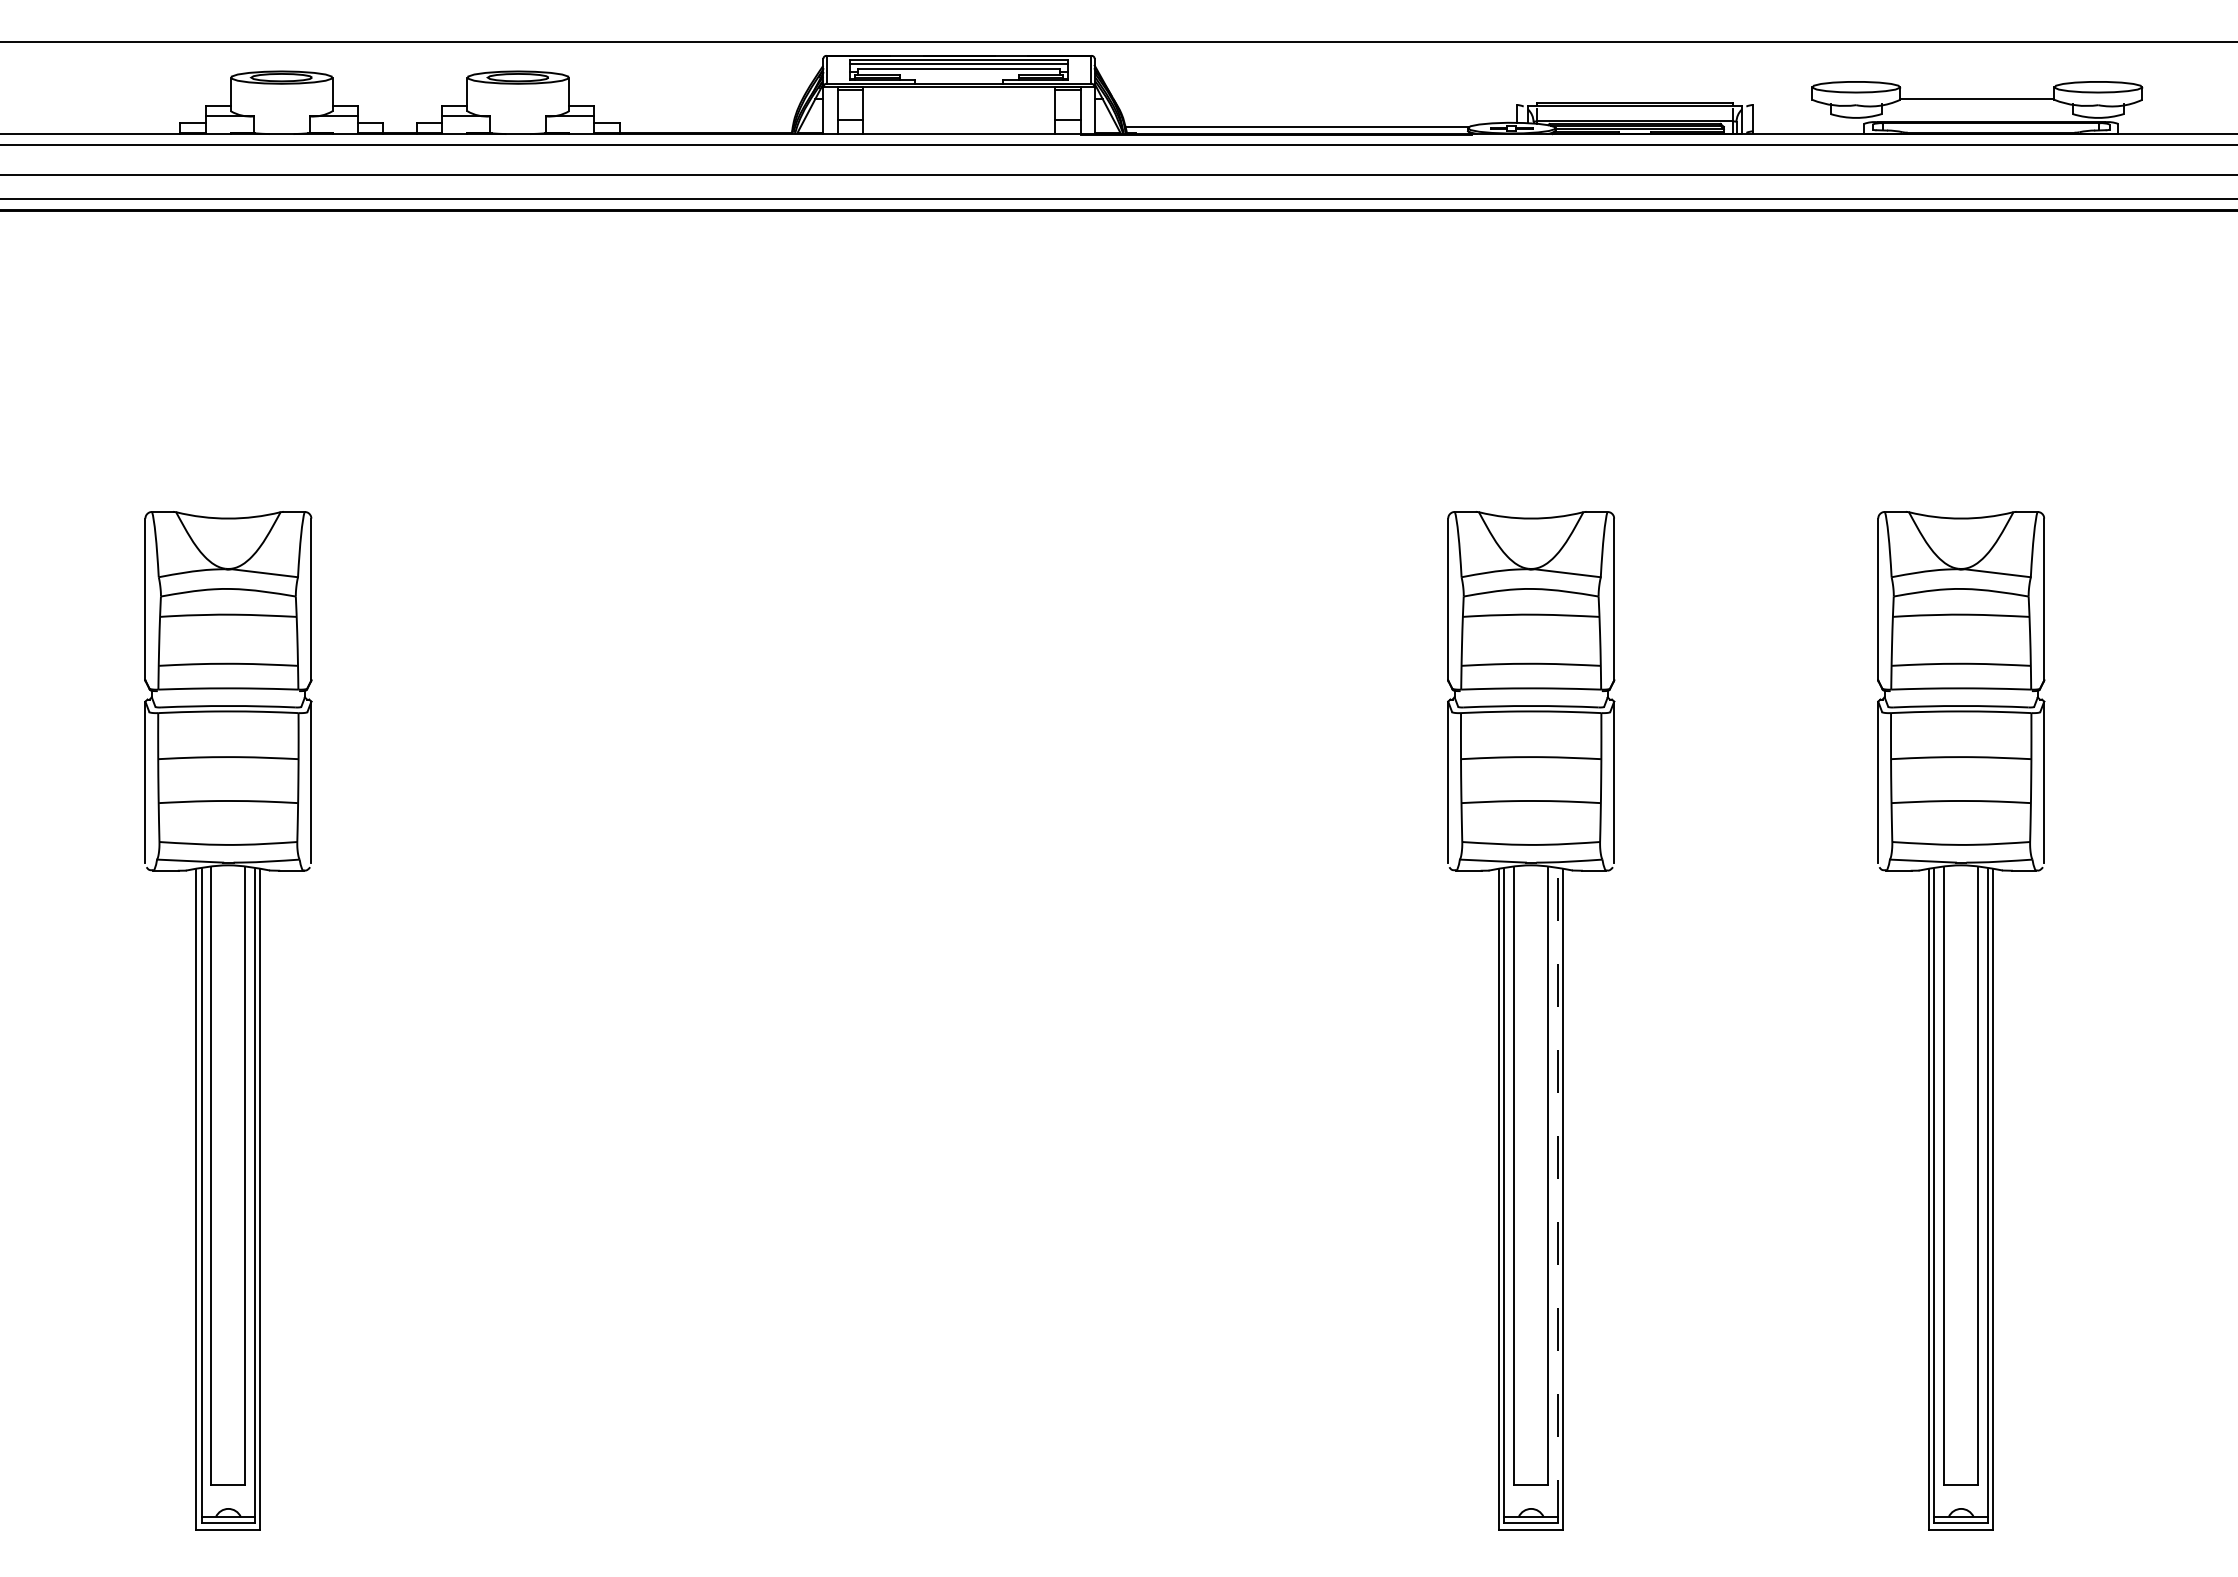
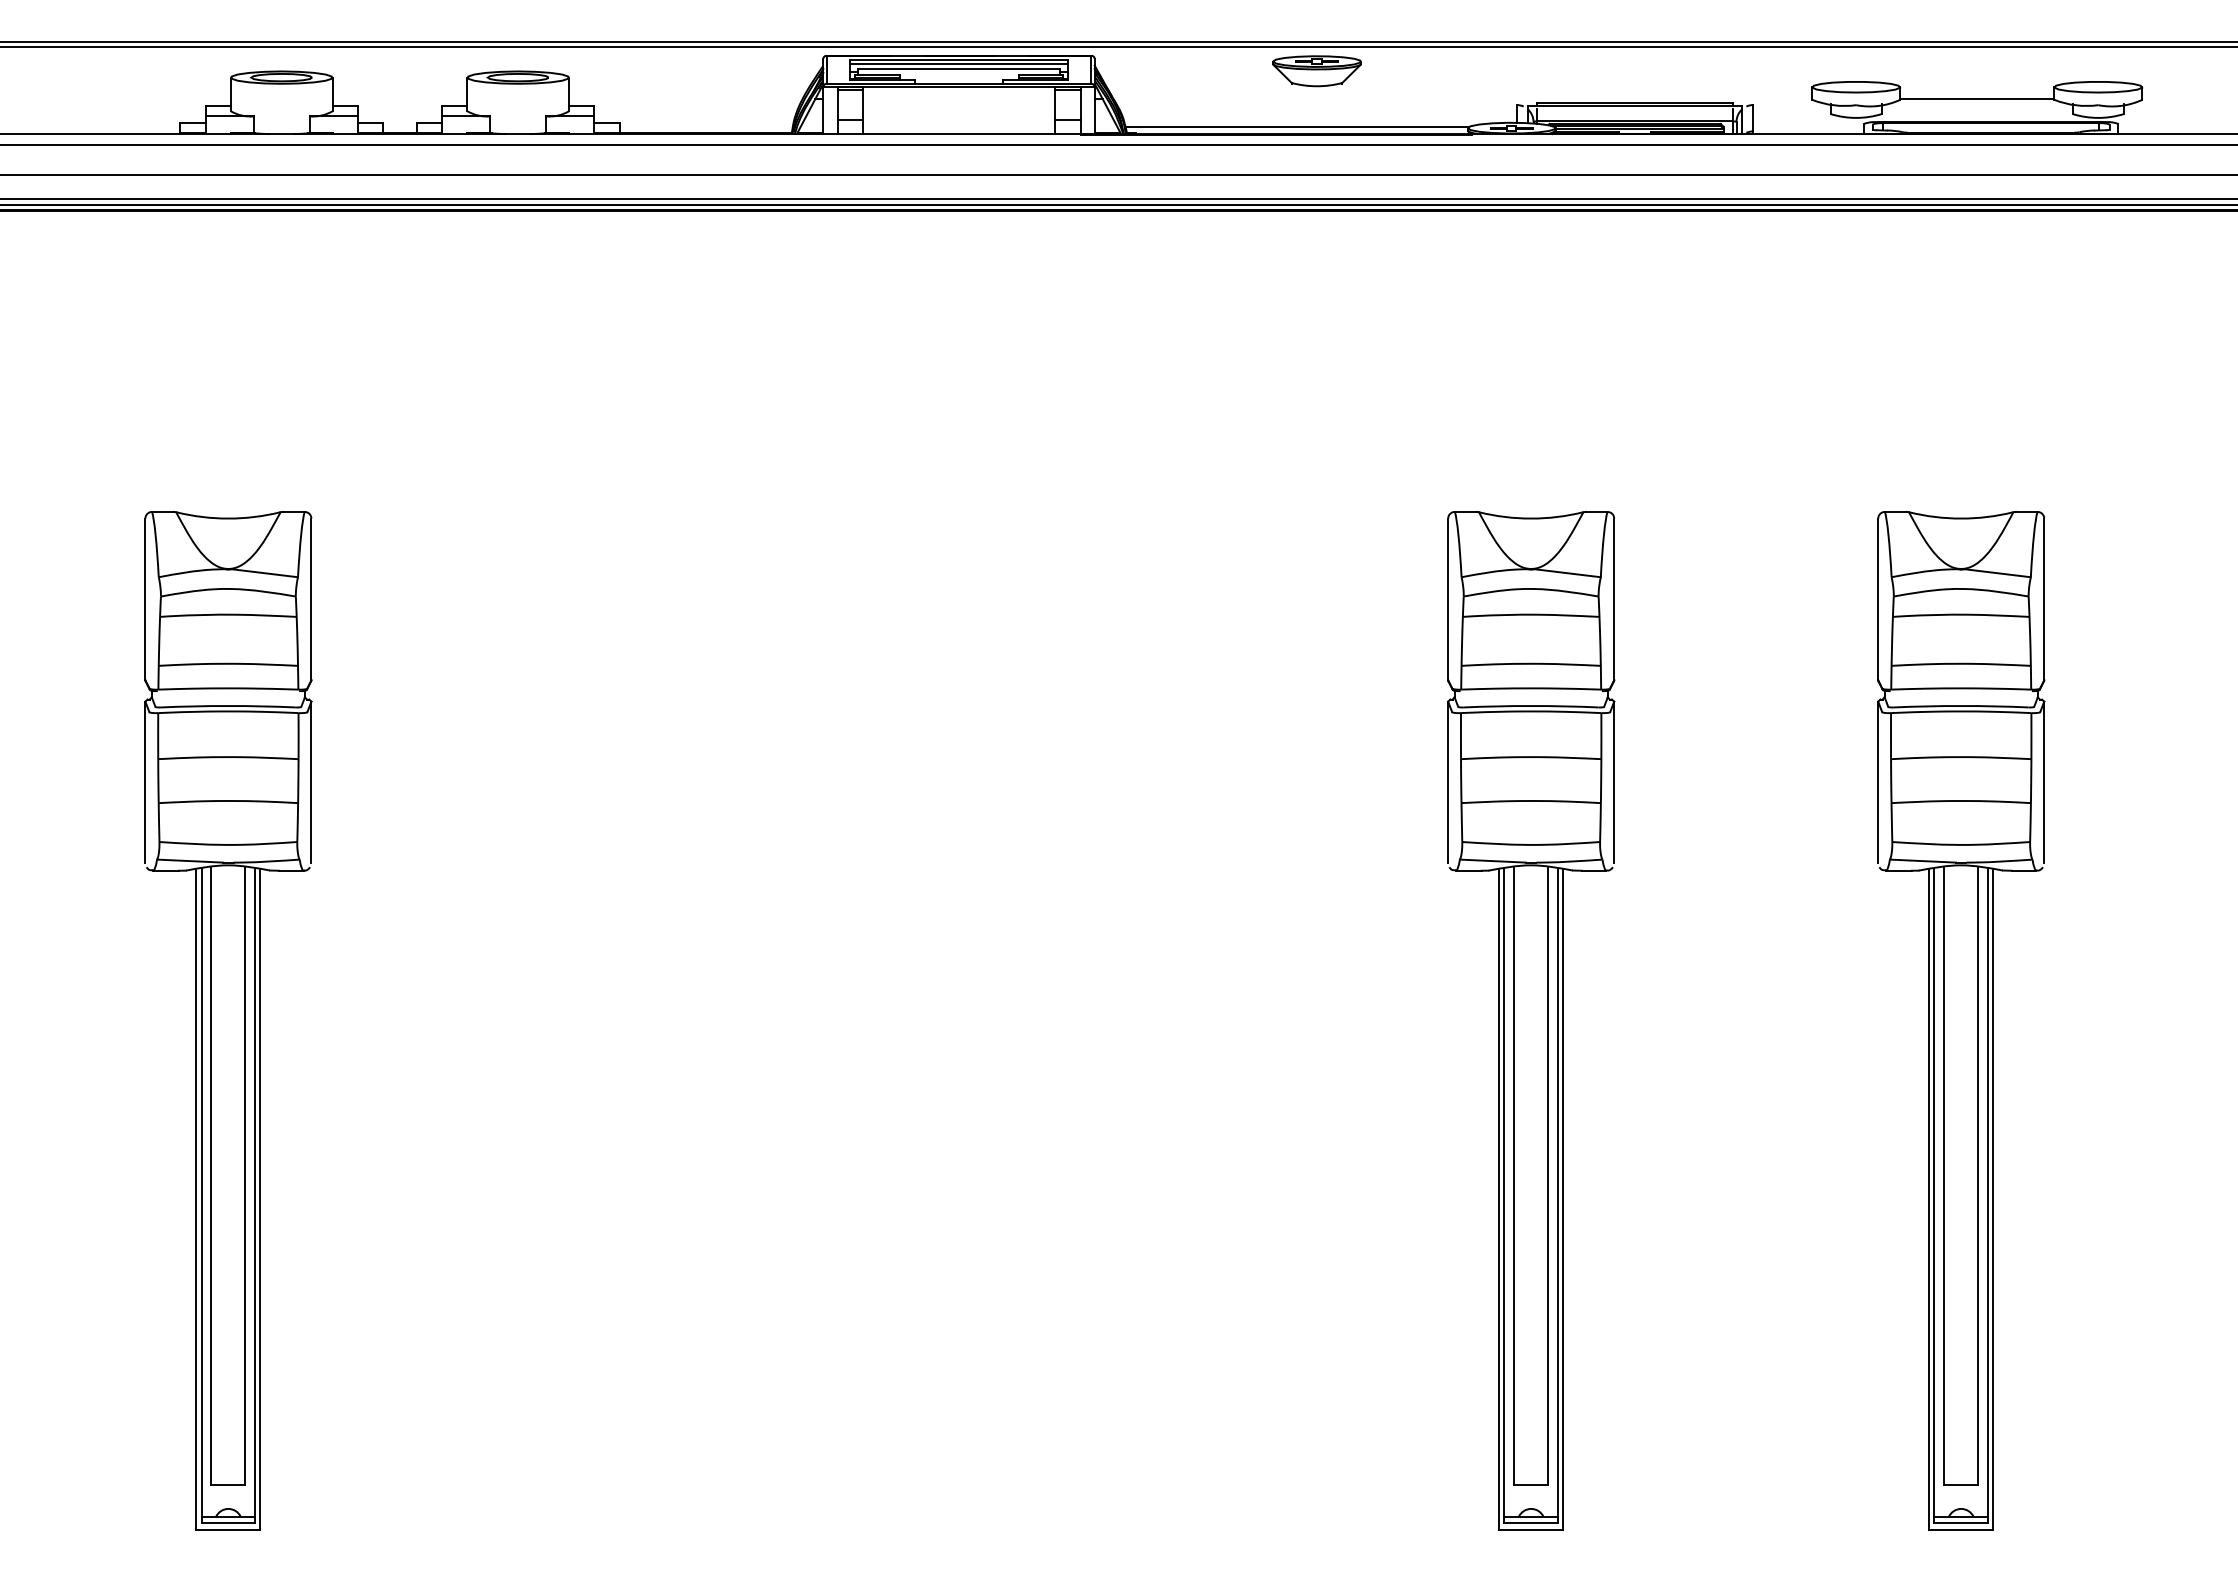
line: none -> present (1118, 47)
part: none -> present (1316, 71)
line: none -> present (1118, 205)
line: dashed -> solid (1558, 1195)
